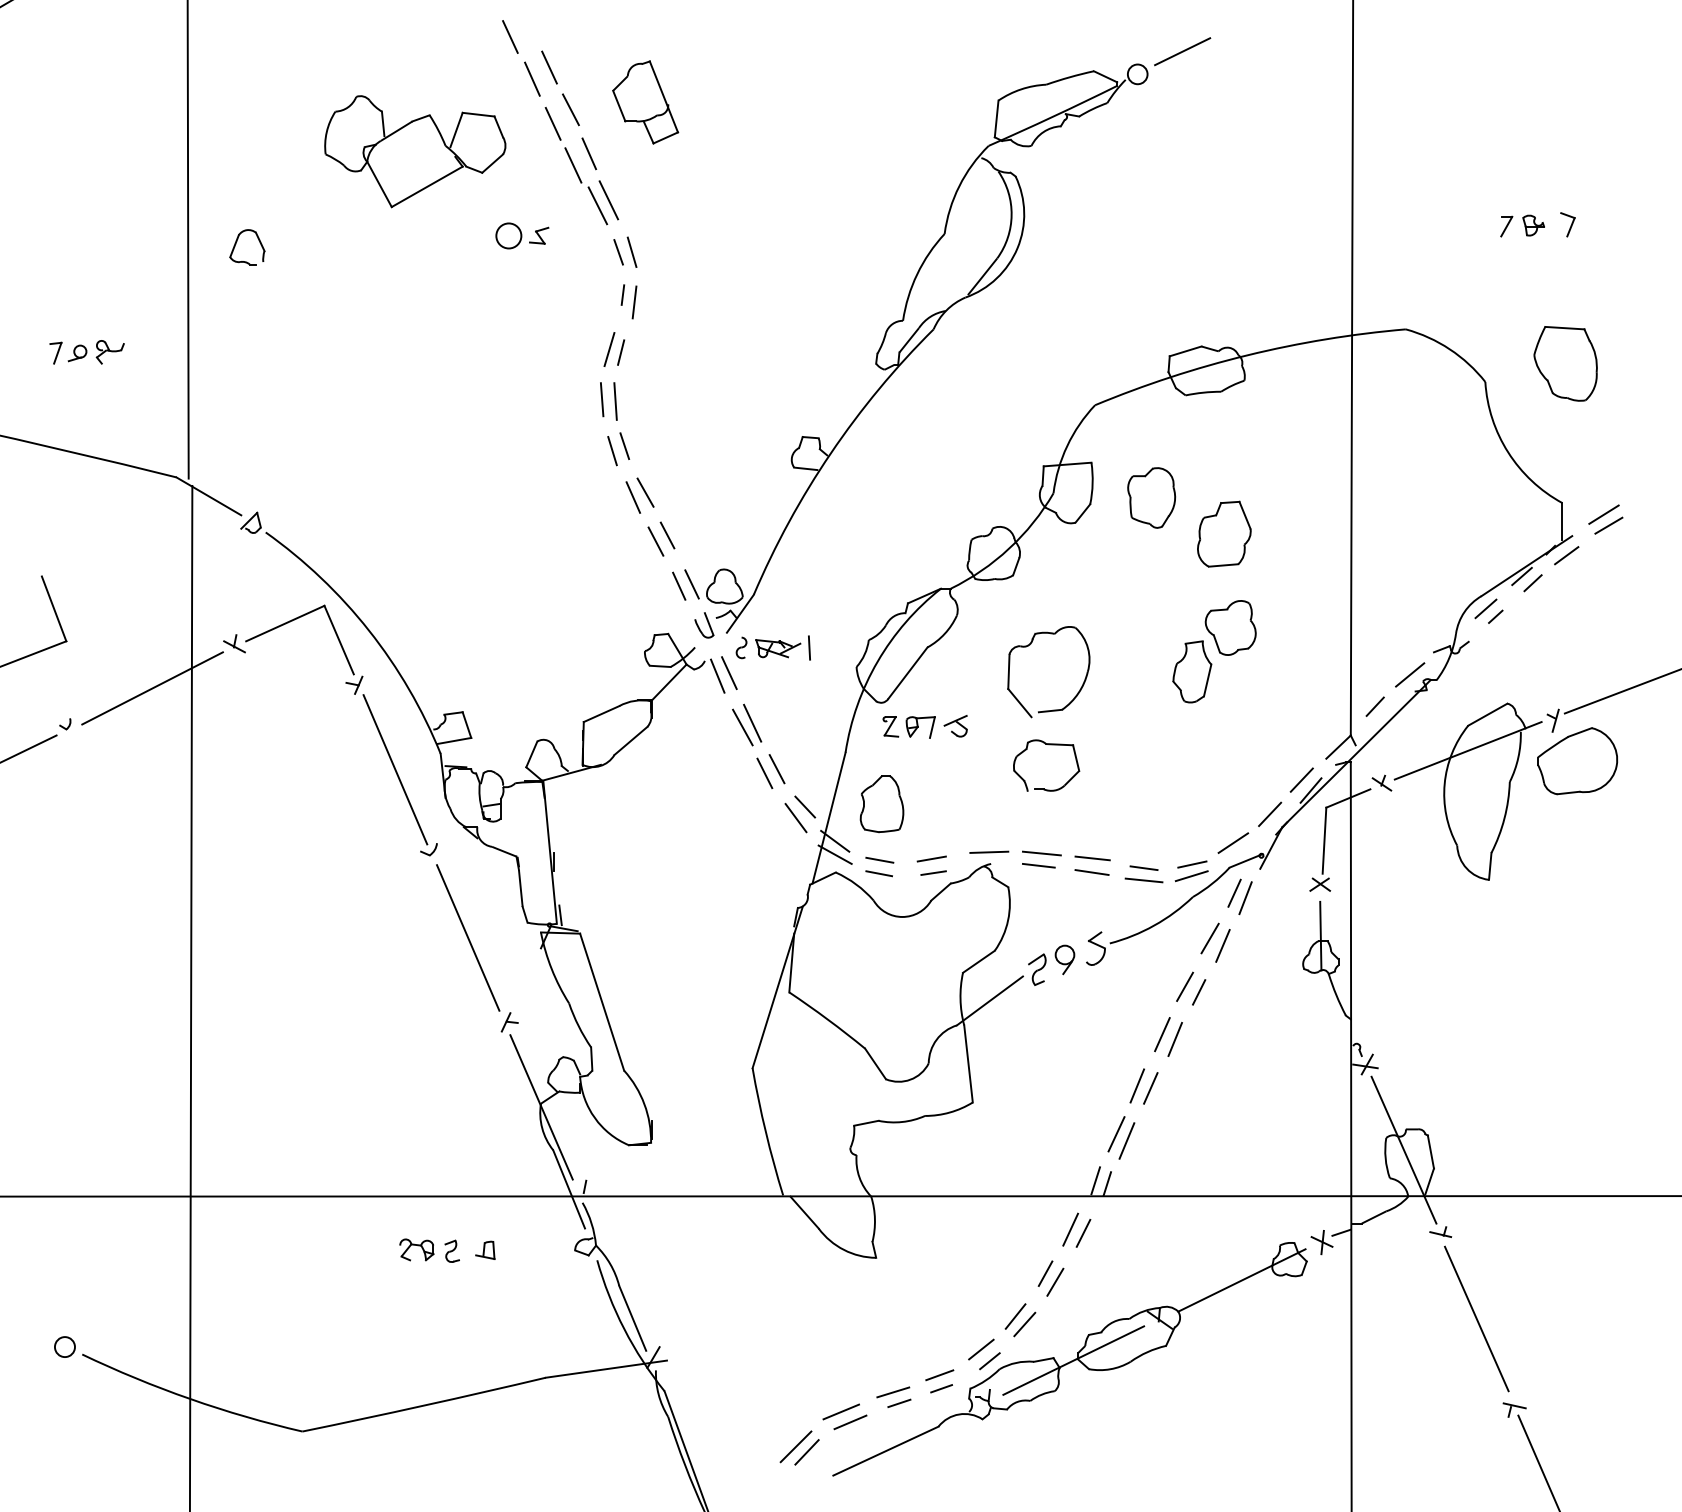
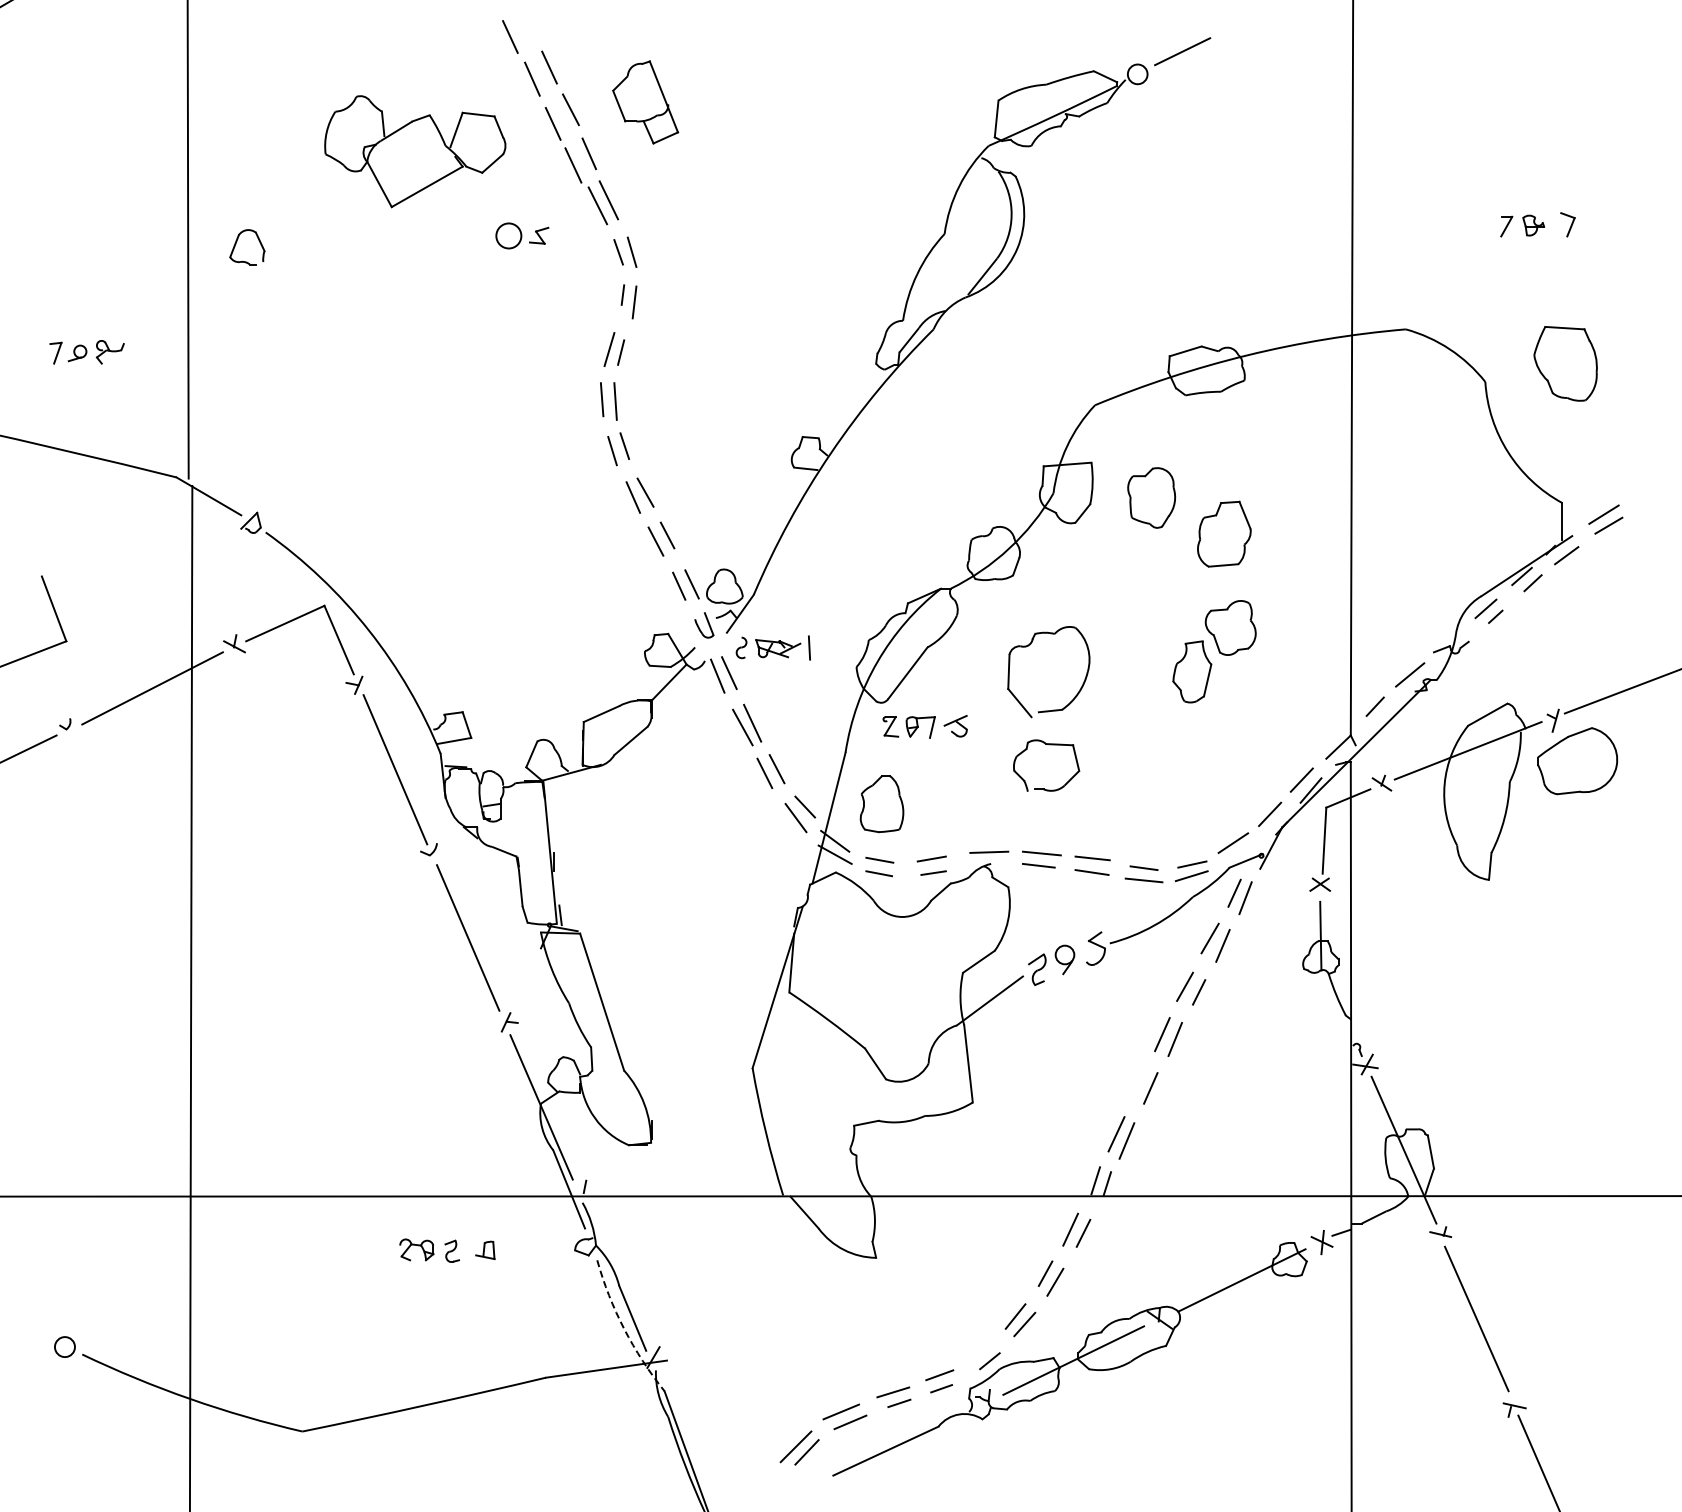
line: present -> none (1136, 1085)
arc: solid -> dashed (624, 1329)
line: present -> none (981, 1349)
